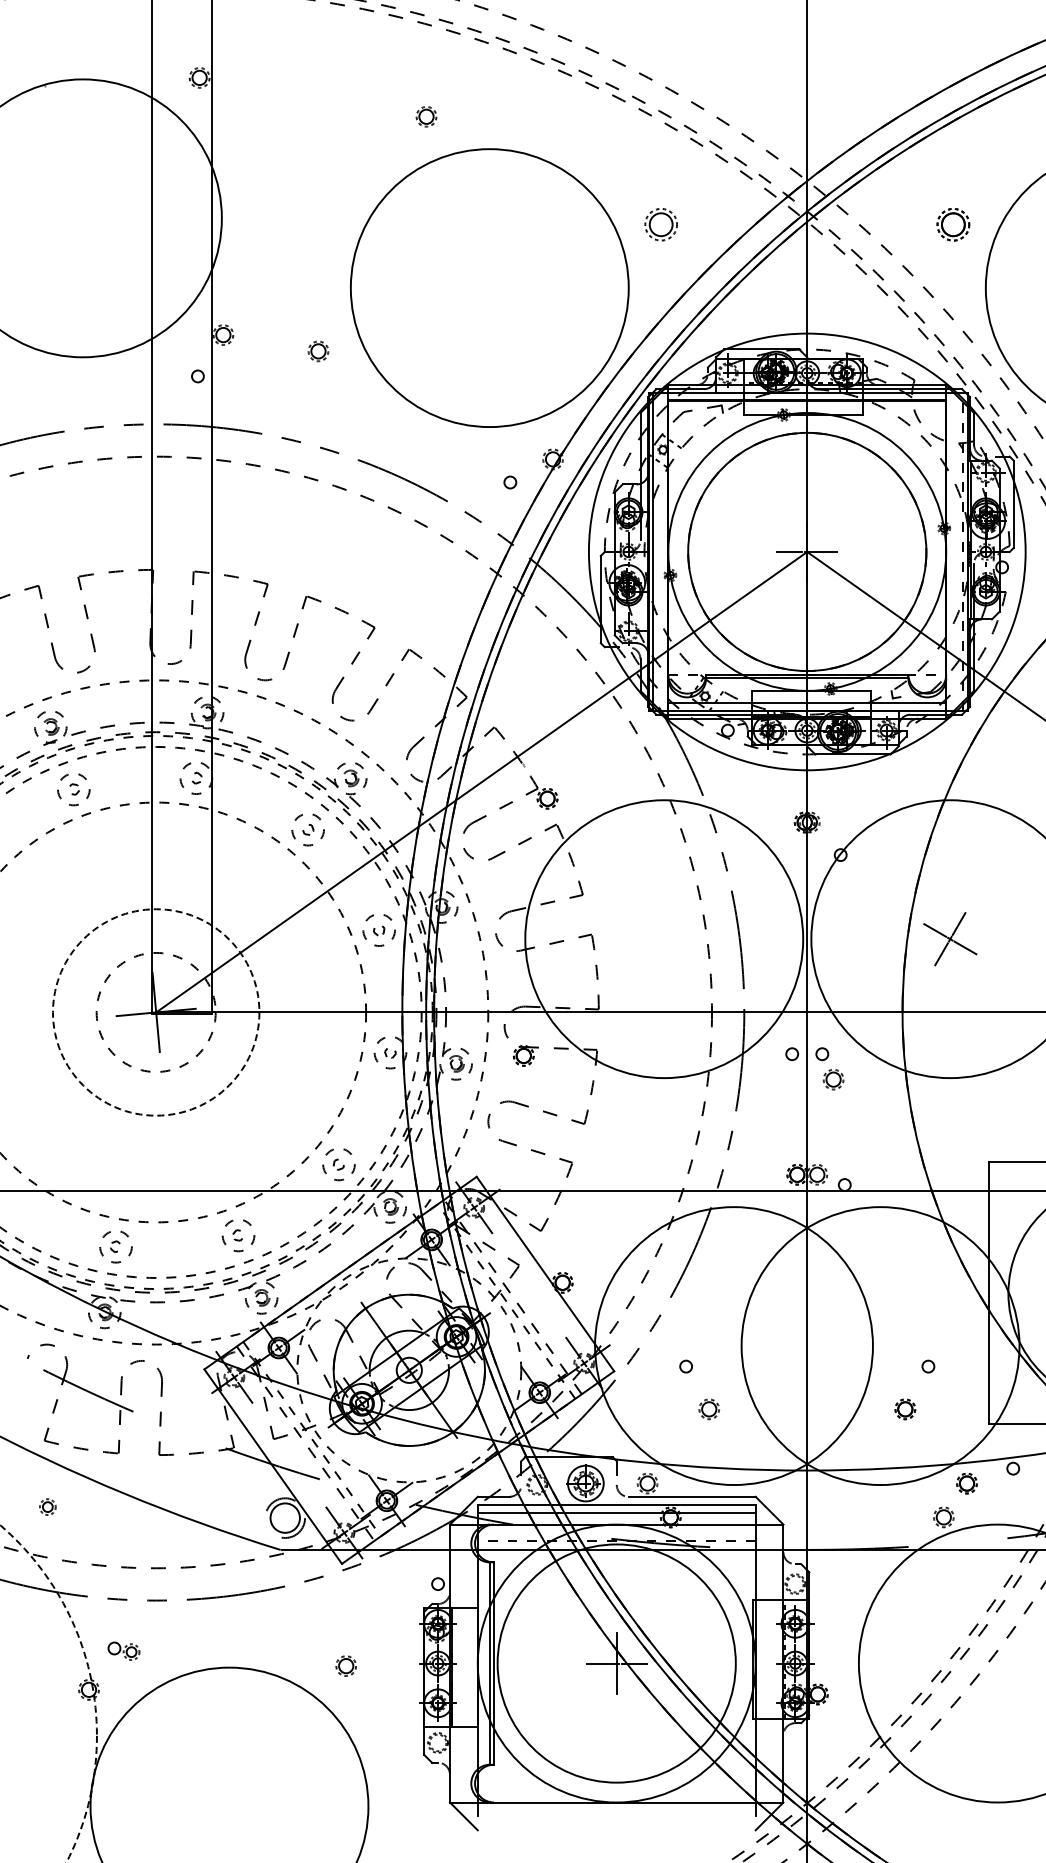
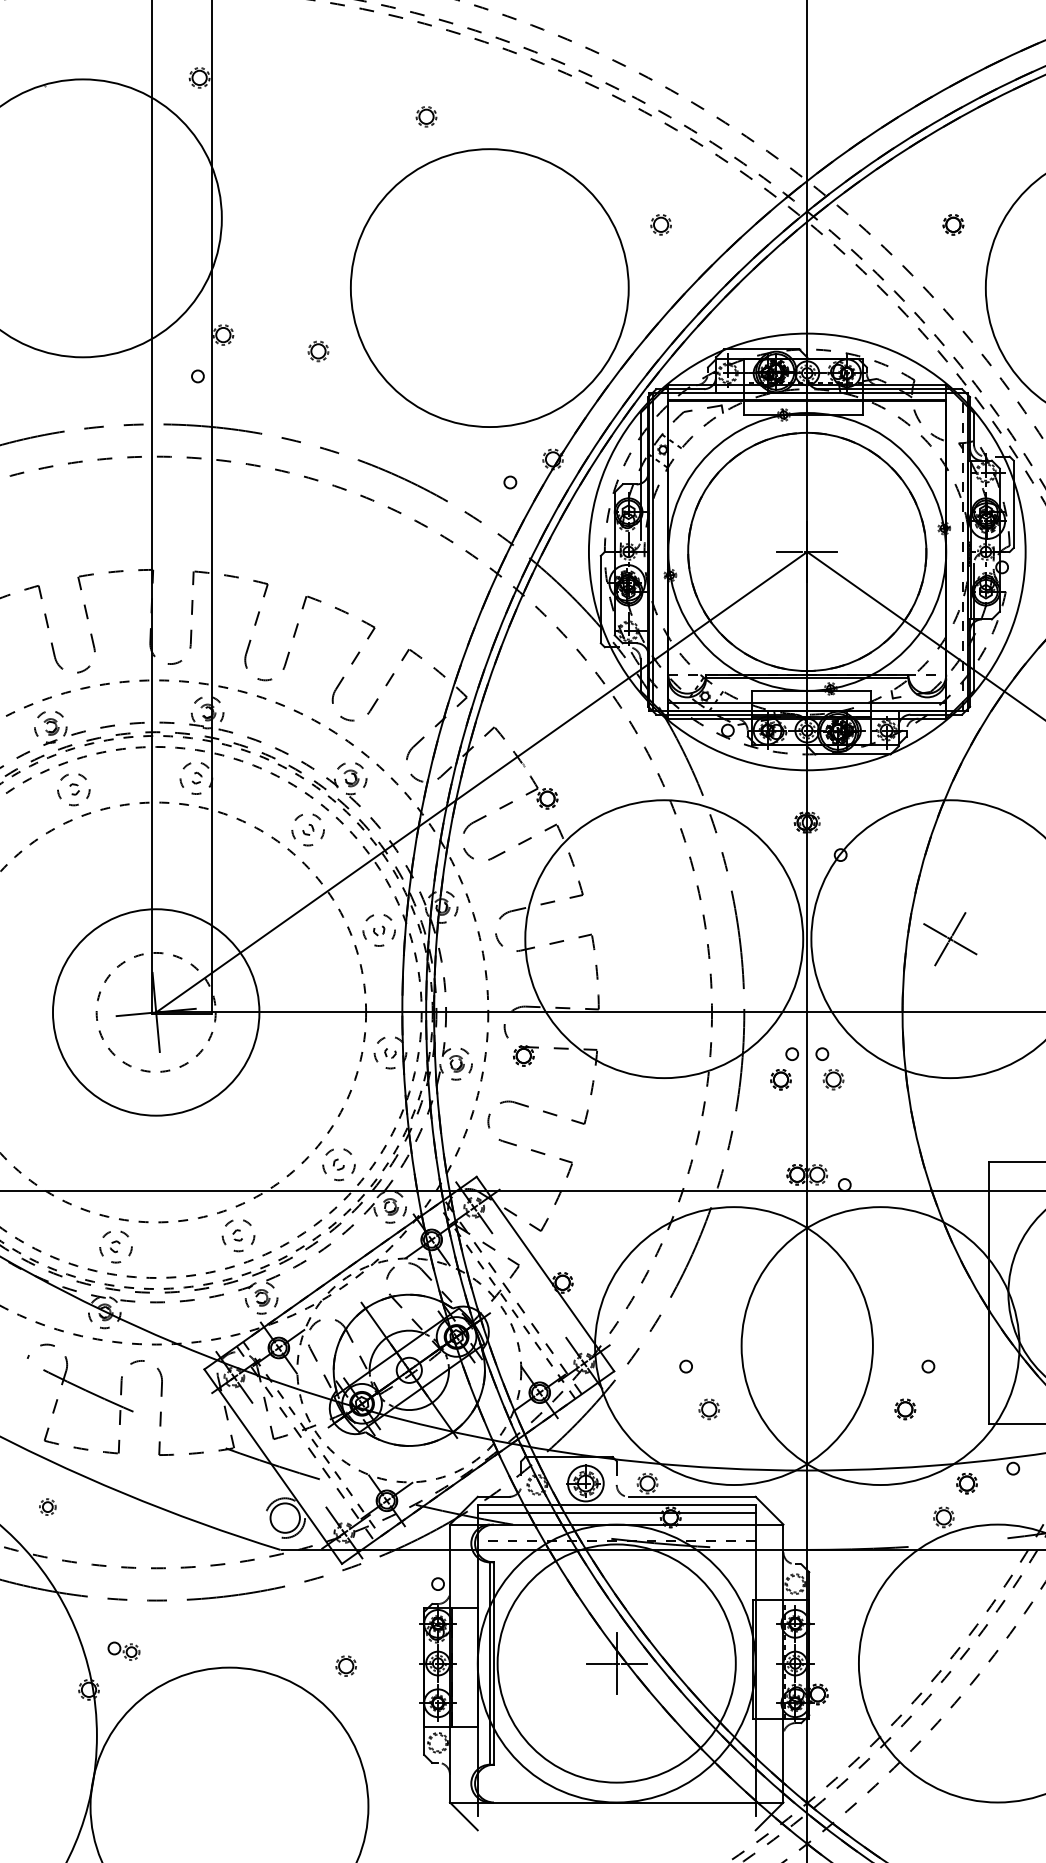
part size: 34x34 px -> 22x22 px (660, 224)
part size: 35x34 px -> 23x22 px (953, 224)
circle: dashed -> solid (155, 1012)
part: none -> present (780, 1079)
circle: dashed -> solid (48, 1693)
